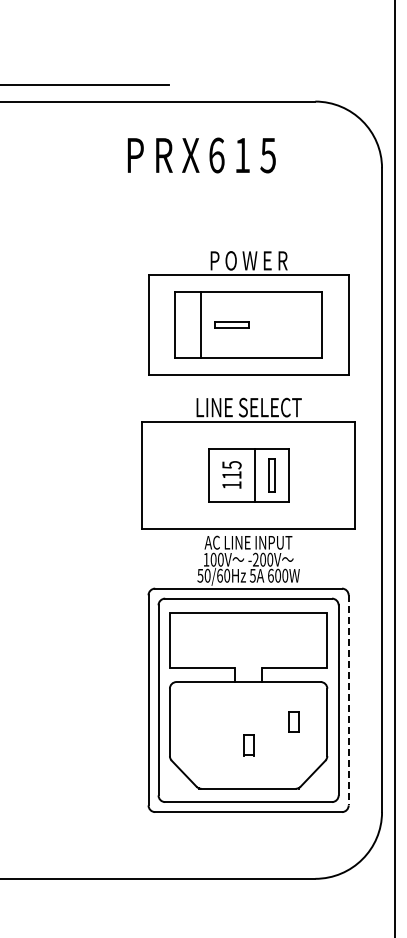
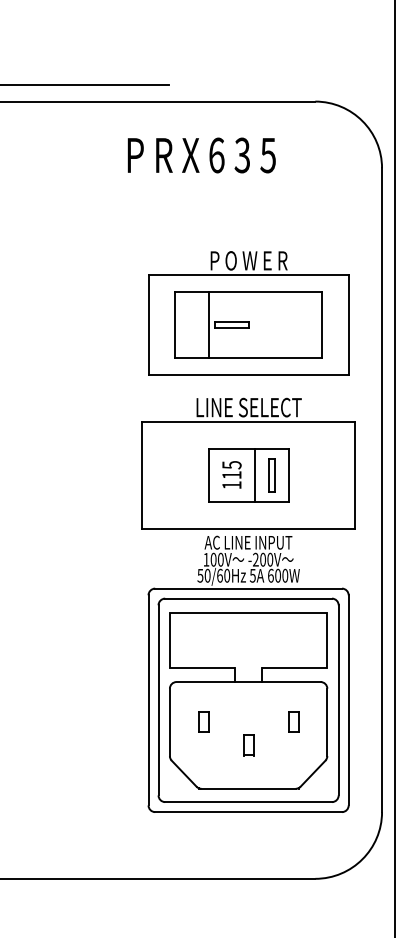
text: 1 -> 3 (241, 155)
line position: (200, 324) -> (208, 324) (208, 324)
line: dashed -> solid (348, 700)
part: none -> present (203, 721)
